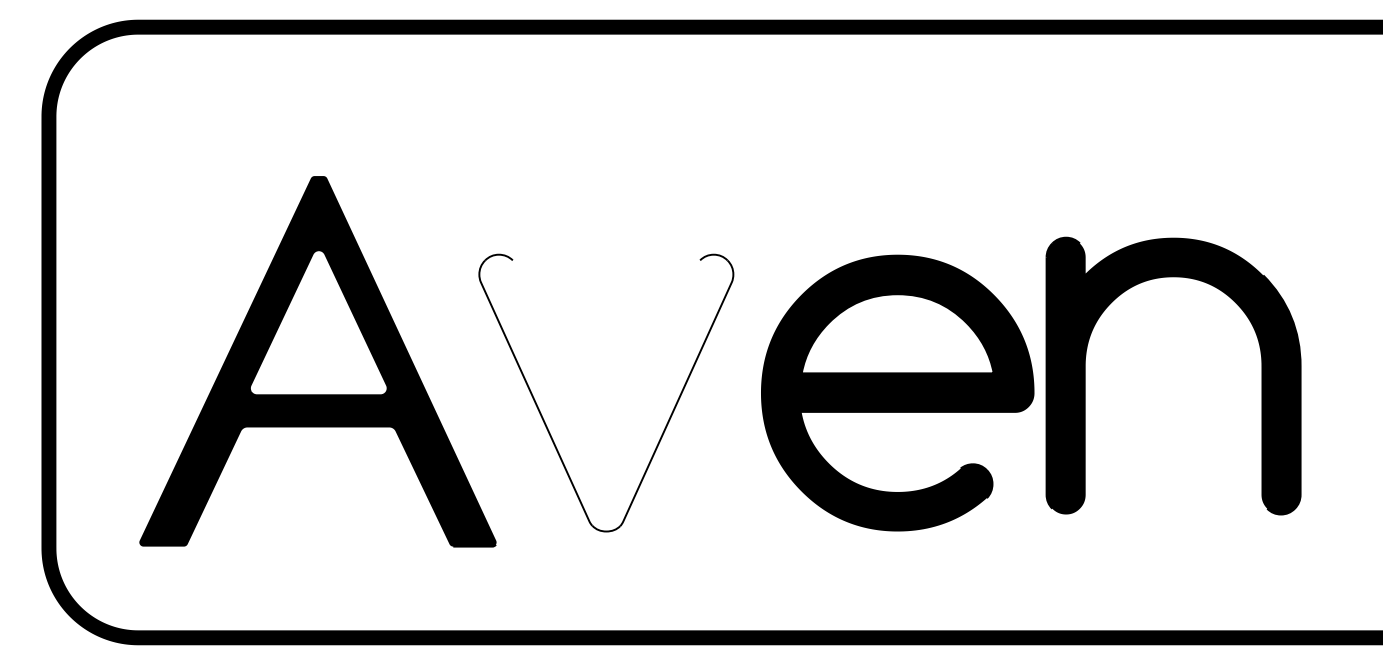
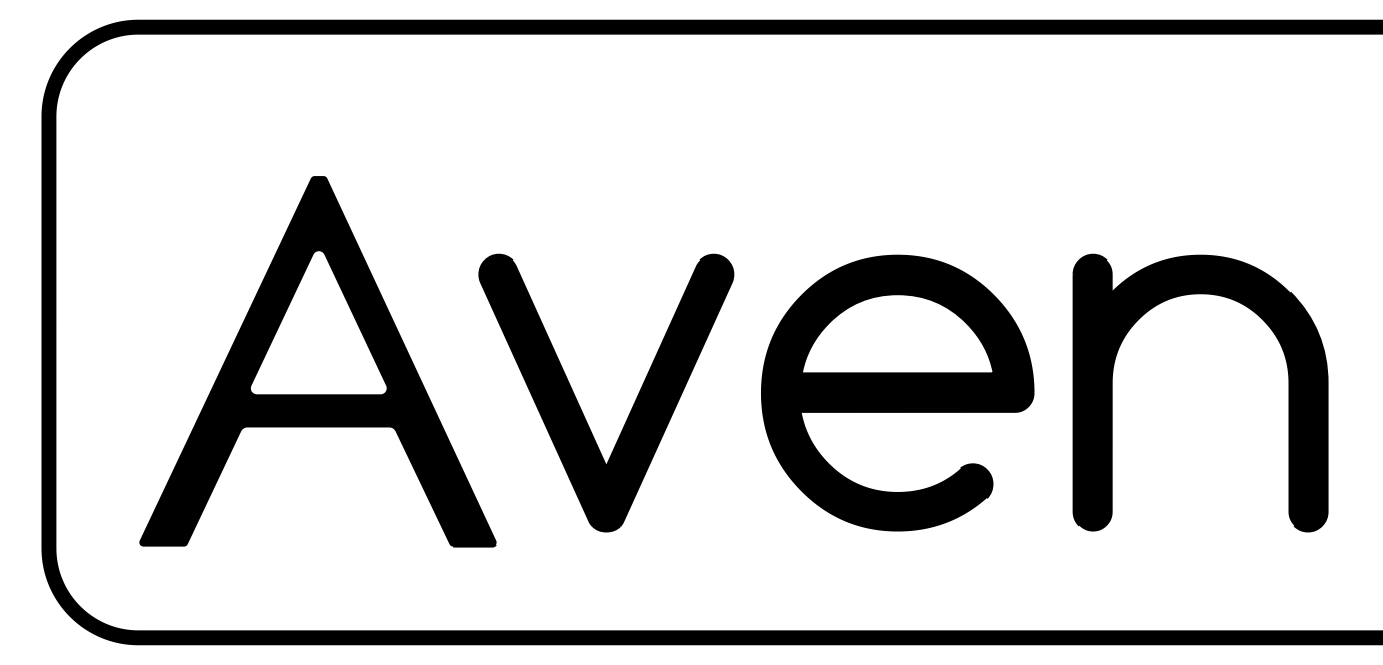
part position: (1085, 375) -> (1112, 392) (1112, 392)
fill: none -> present (606, 392)
